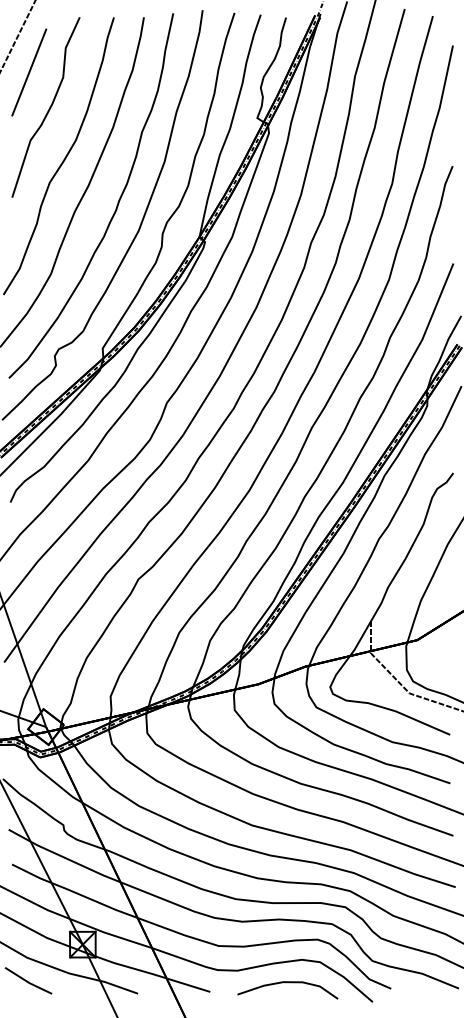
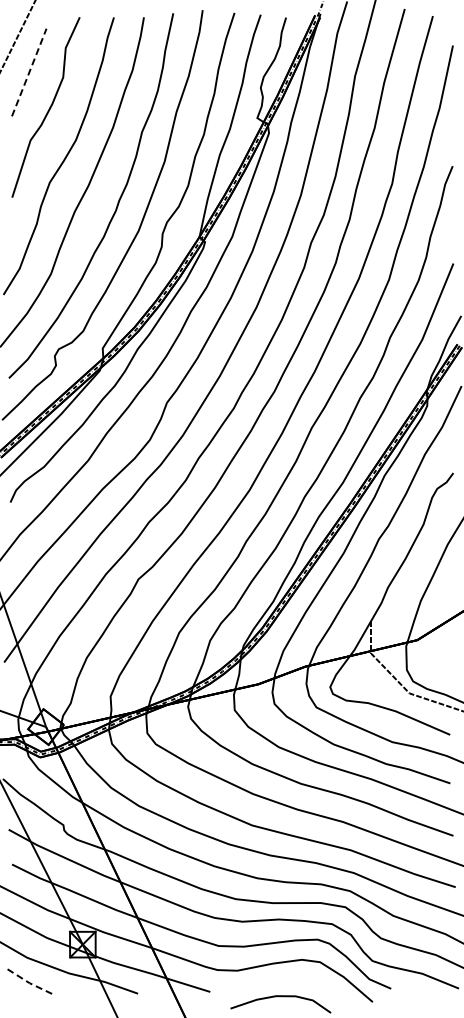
line: solid -> dashed (29, 73)
line: solid -> dashed (28, 982)
curve position: (287, 983) -> (280, 997) (280, 997)
